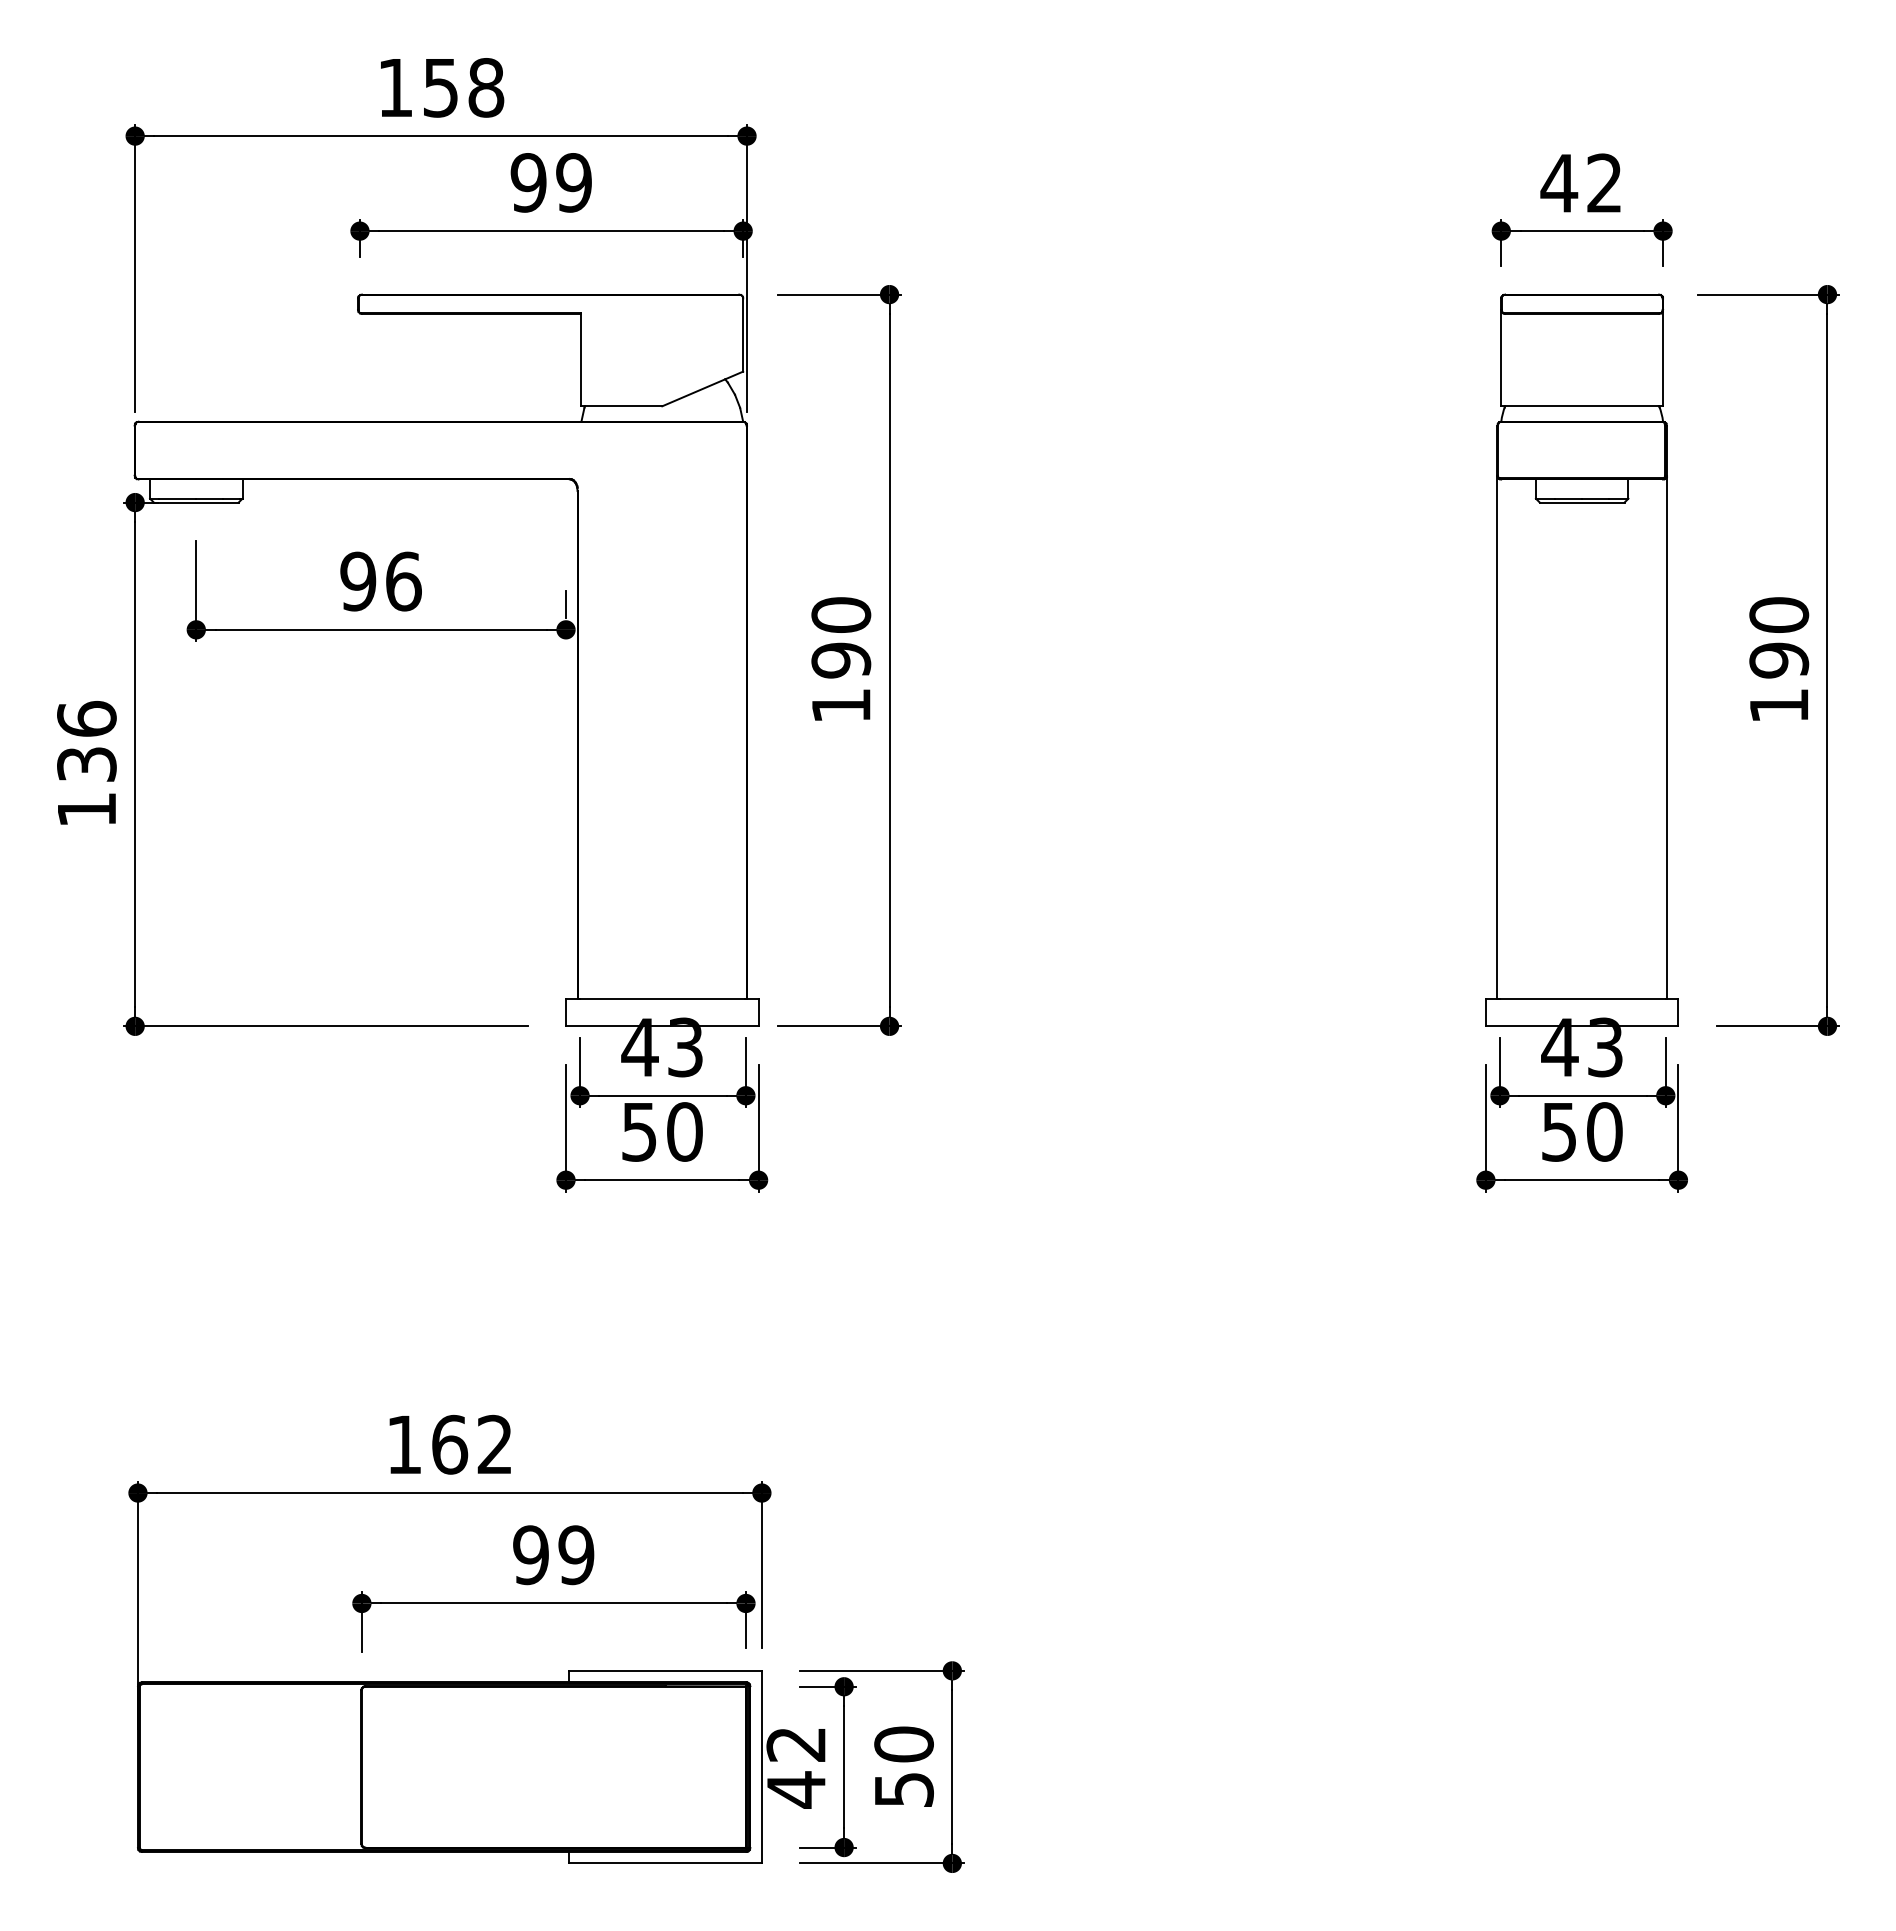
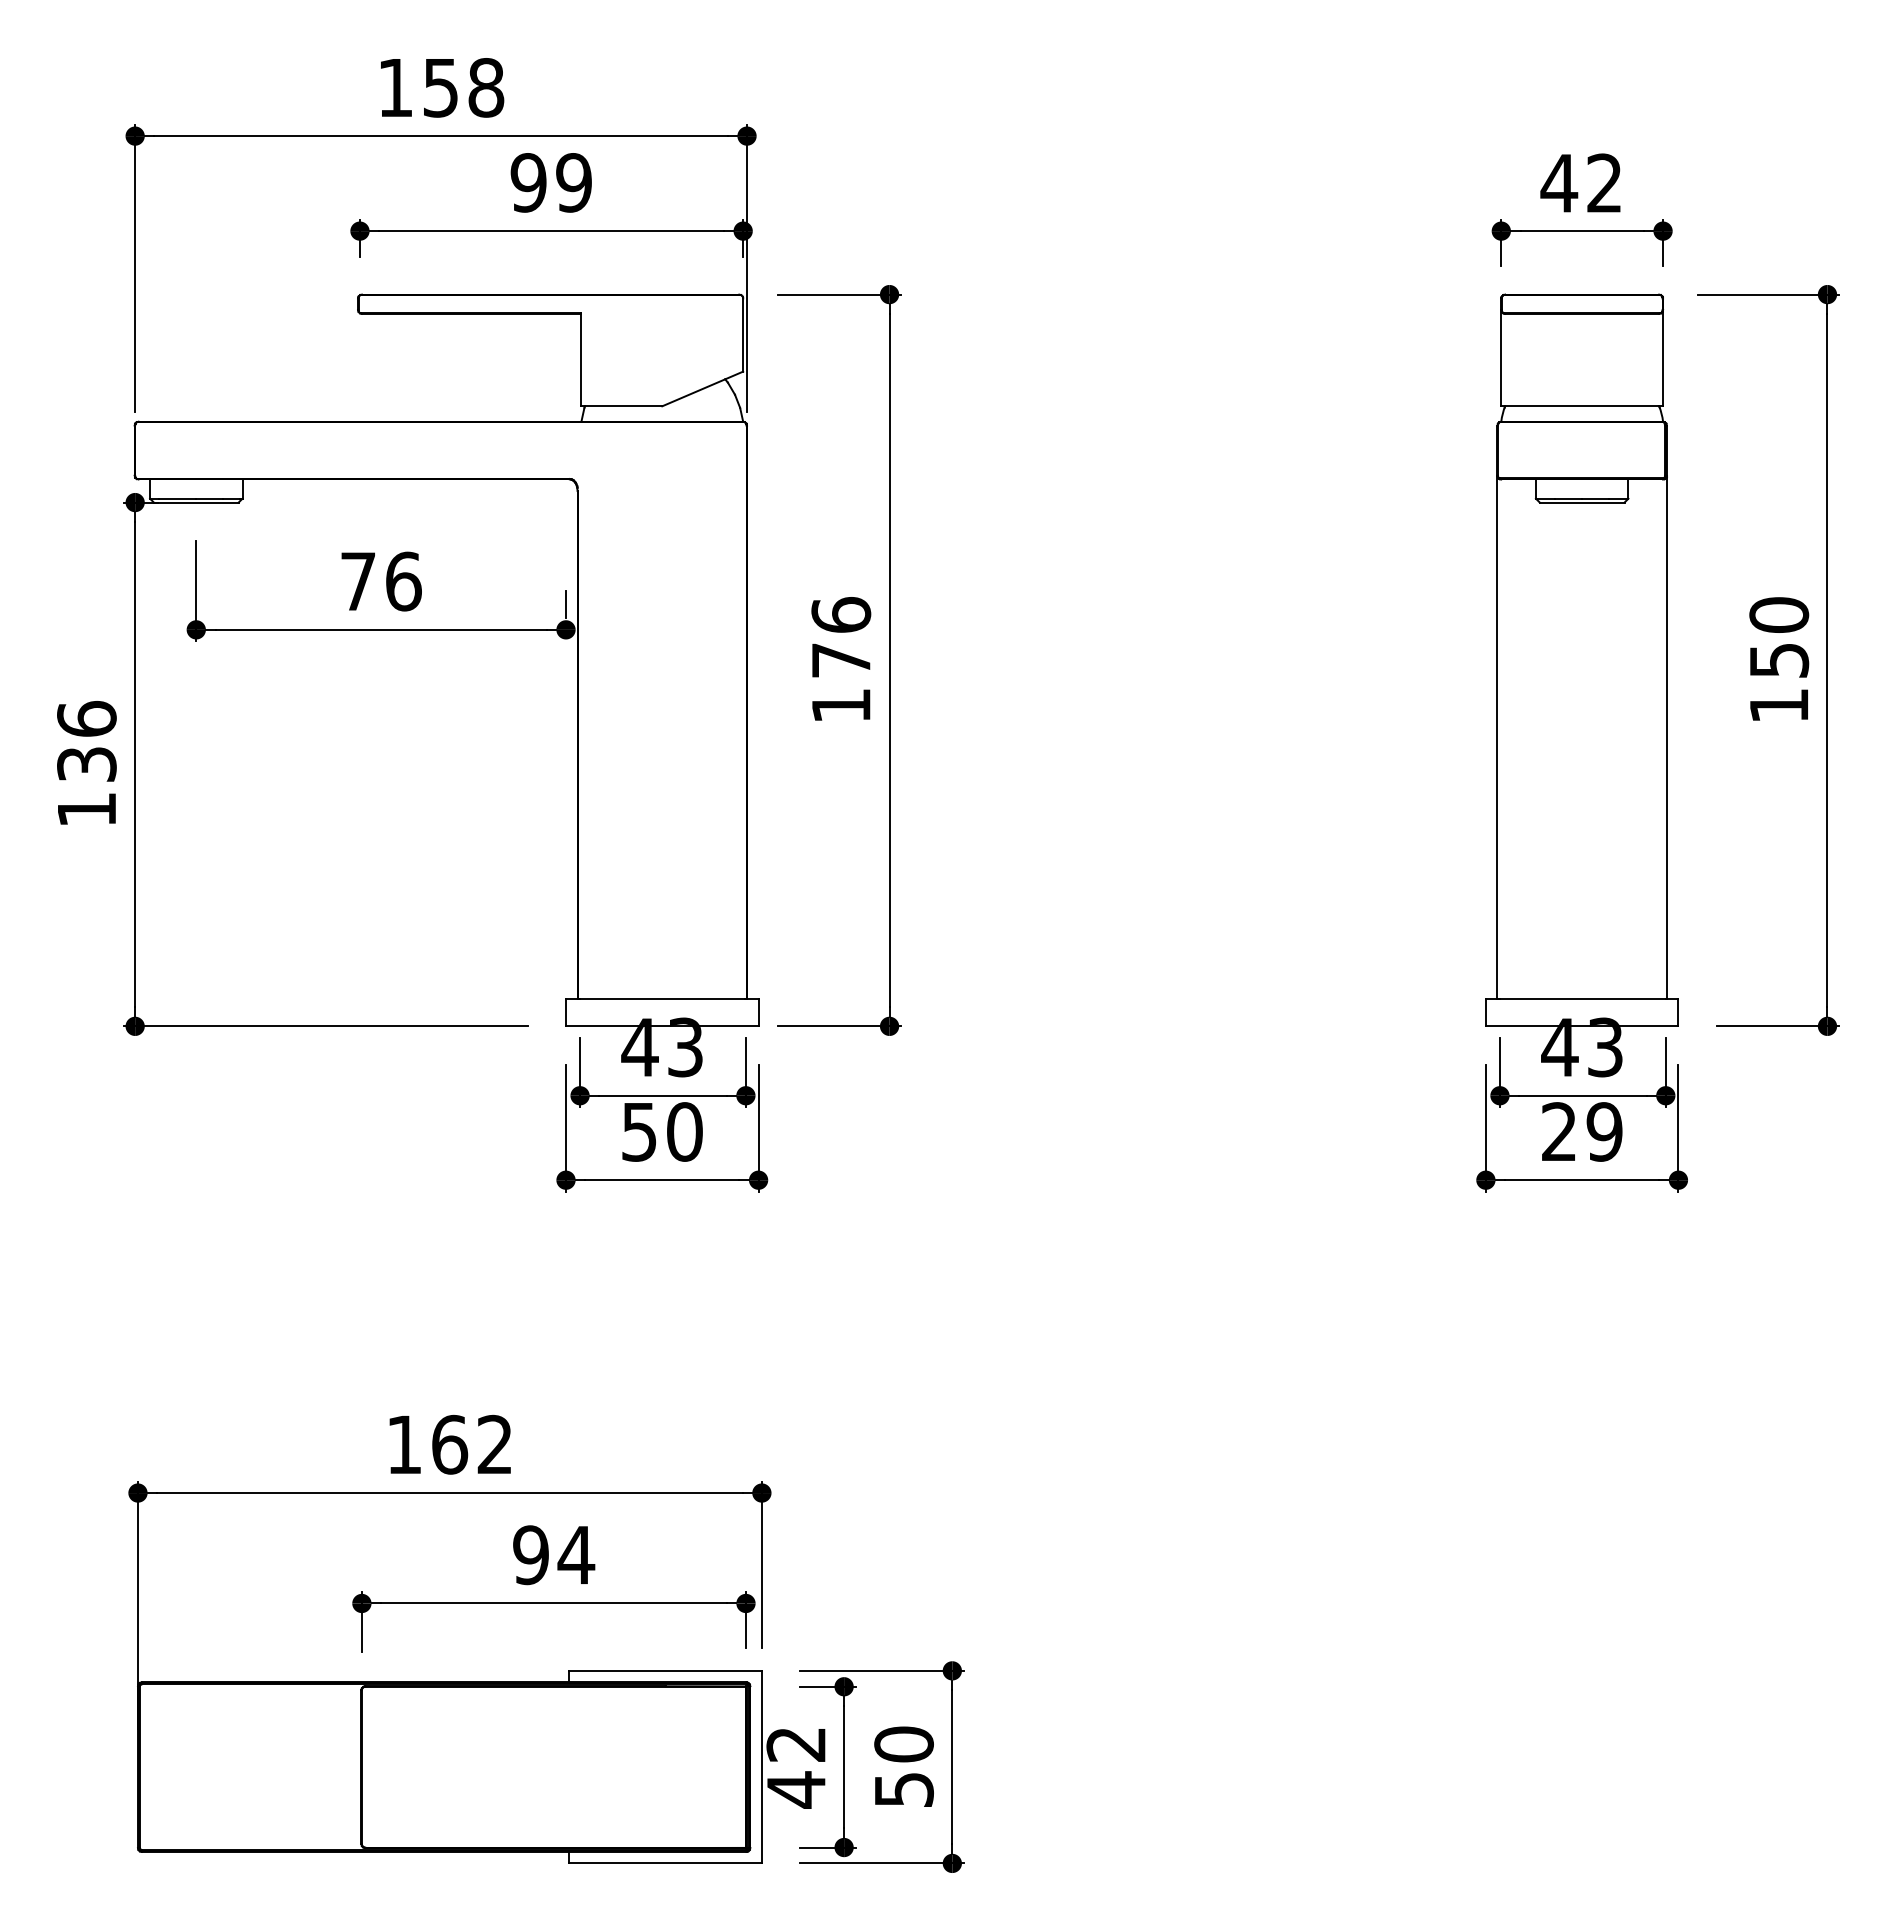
text: 96 -> 76 (358, 581)
text: 190 -> 176 (841, 637)
text: 190 -> 150 (1778, 660)
text: 50 -> 29 (1582, 1131)
text: 99 -> 94 (576, 1555)
